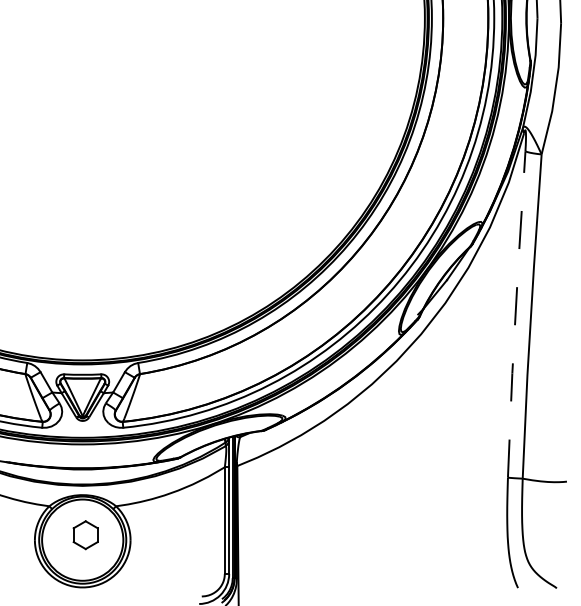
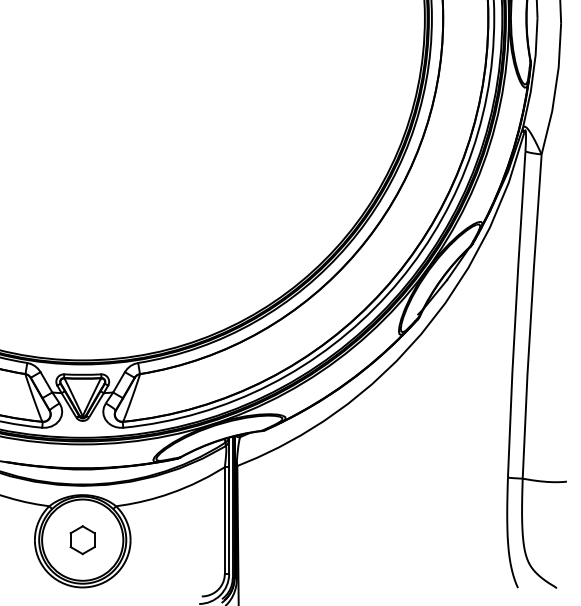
line: dashed -> solid (515, 314)
part position: (85, 535) -> (82, 540) (82, 540)
